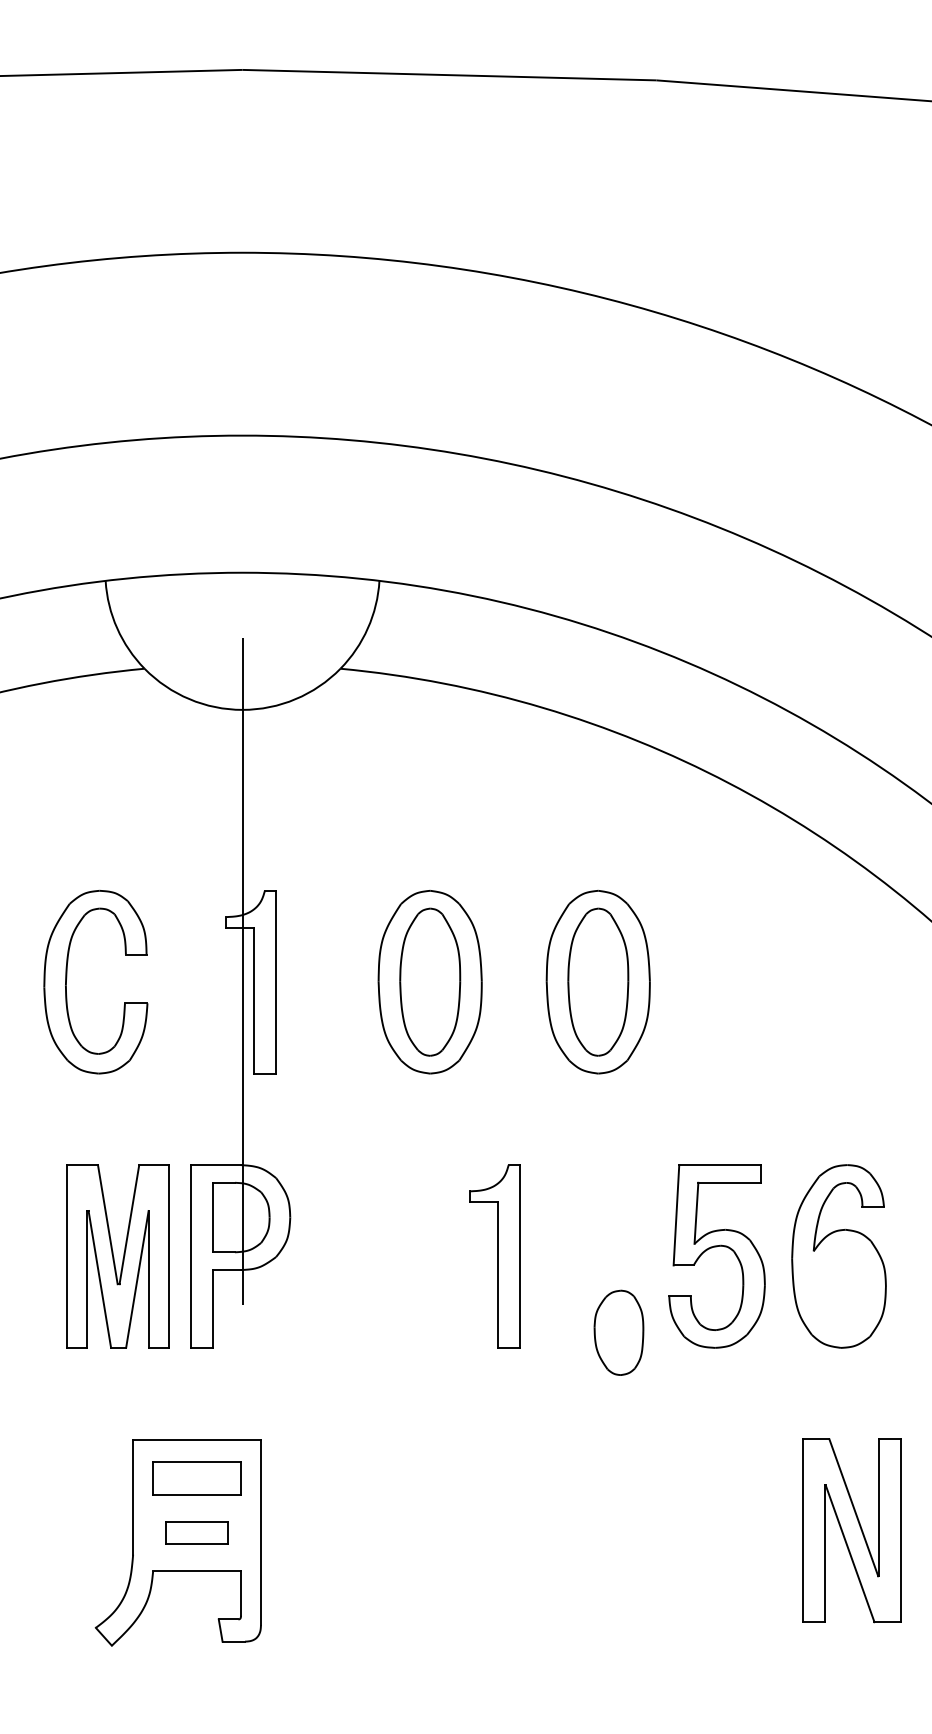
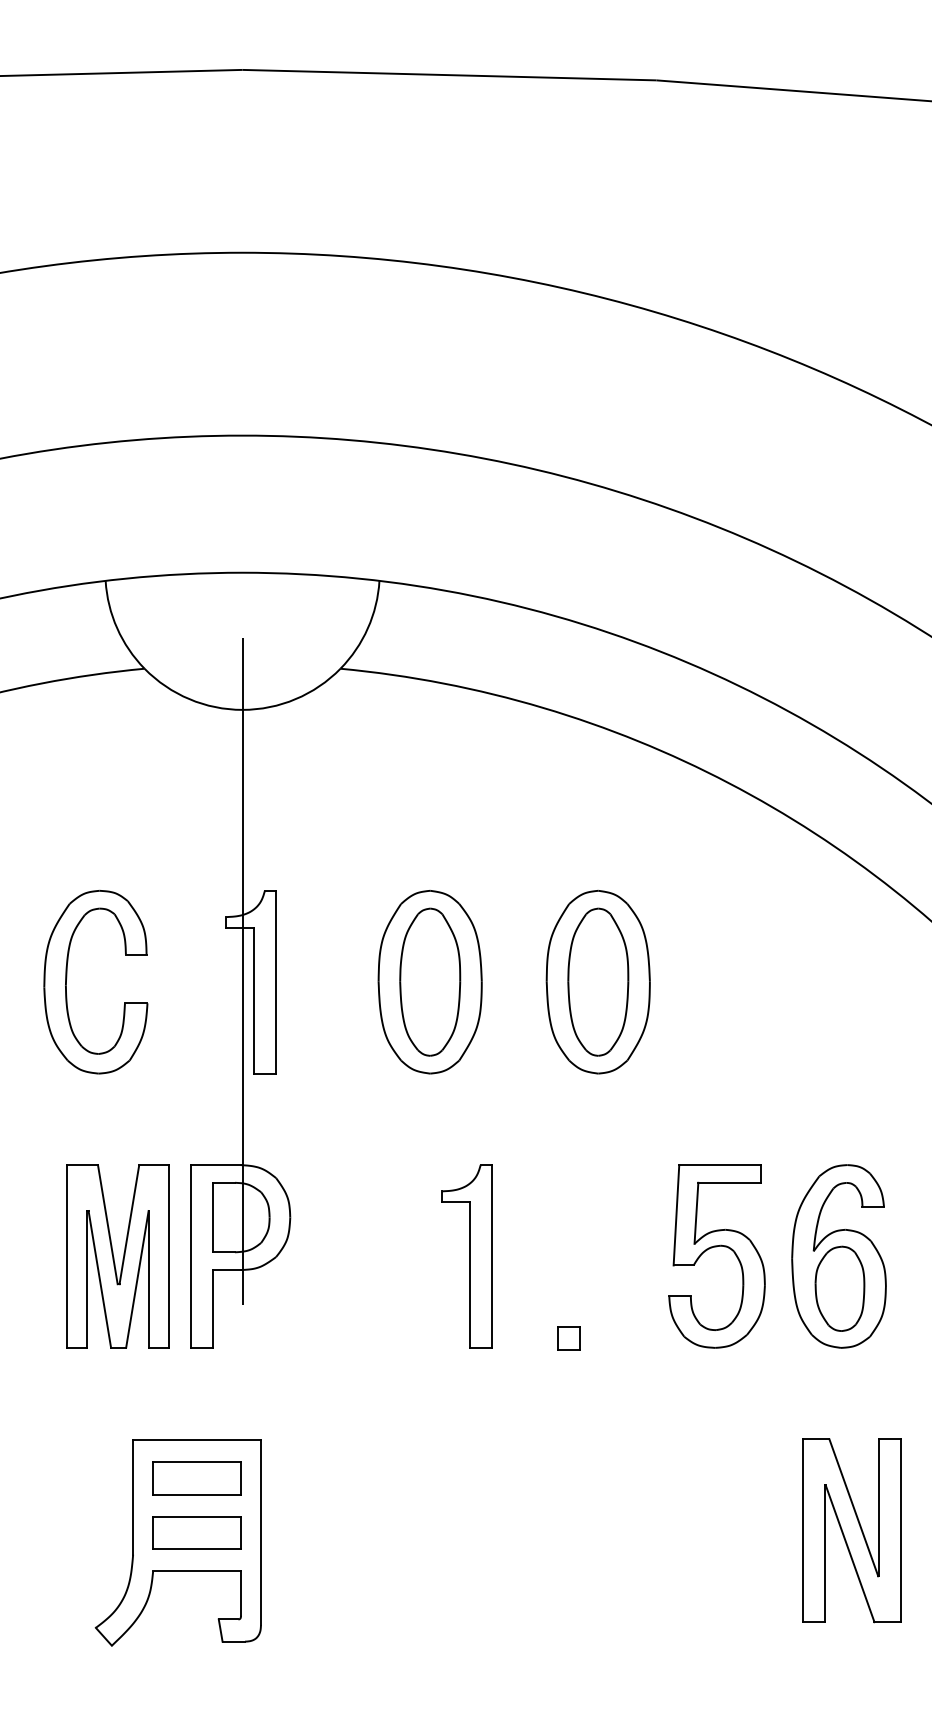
part position: (494, 1256) -> (466, 1256) (466, 1256)
part position: (618, 1332) -> (839, 1288) (839, 1288)
part: none -> present (568, 1338)
part size: 64x24 px -> 90x34 px (196, 1532)
